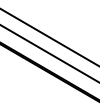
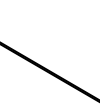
line: present -> none (49, 36)
line: present -> none (49, 53)
